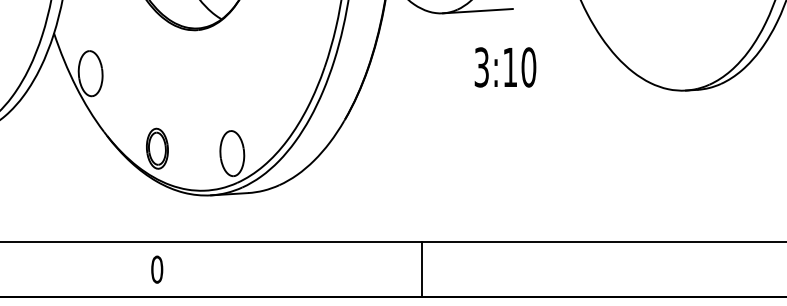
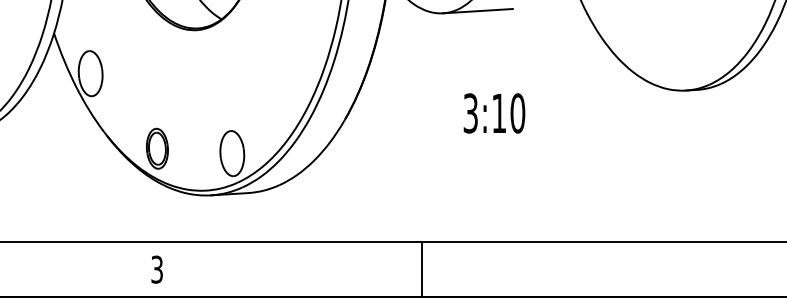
text position: (505, 67) -> (494, 113) (494, 113)
text: 0 -> 3 (157, 269)
